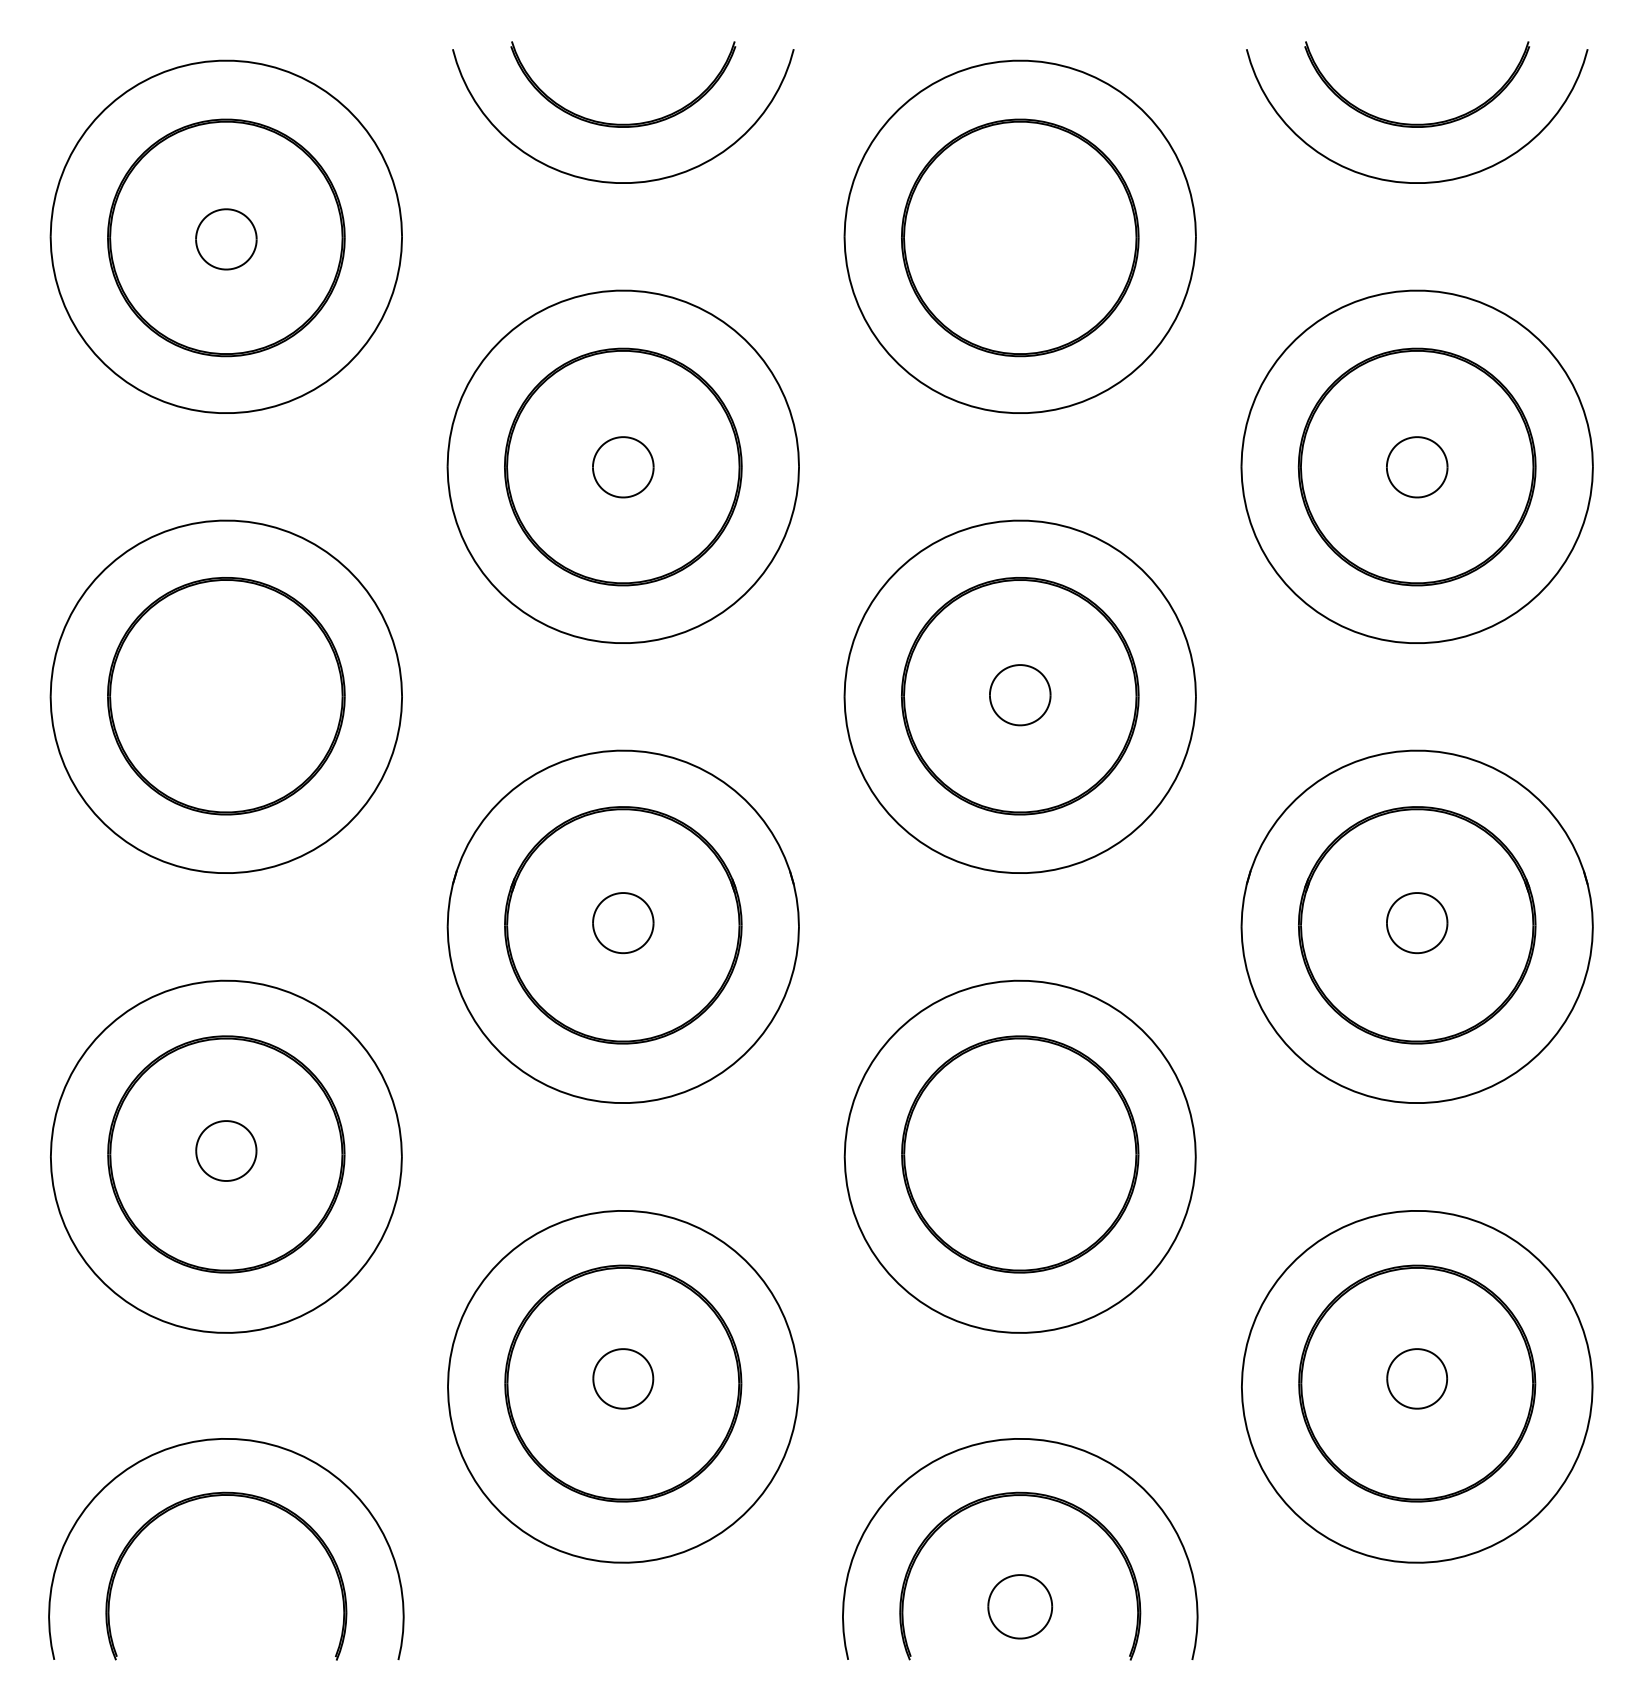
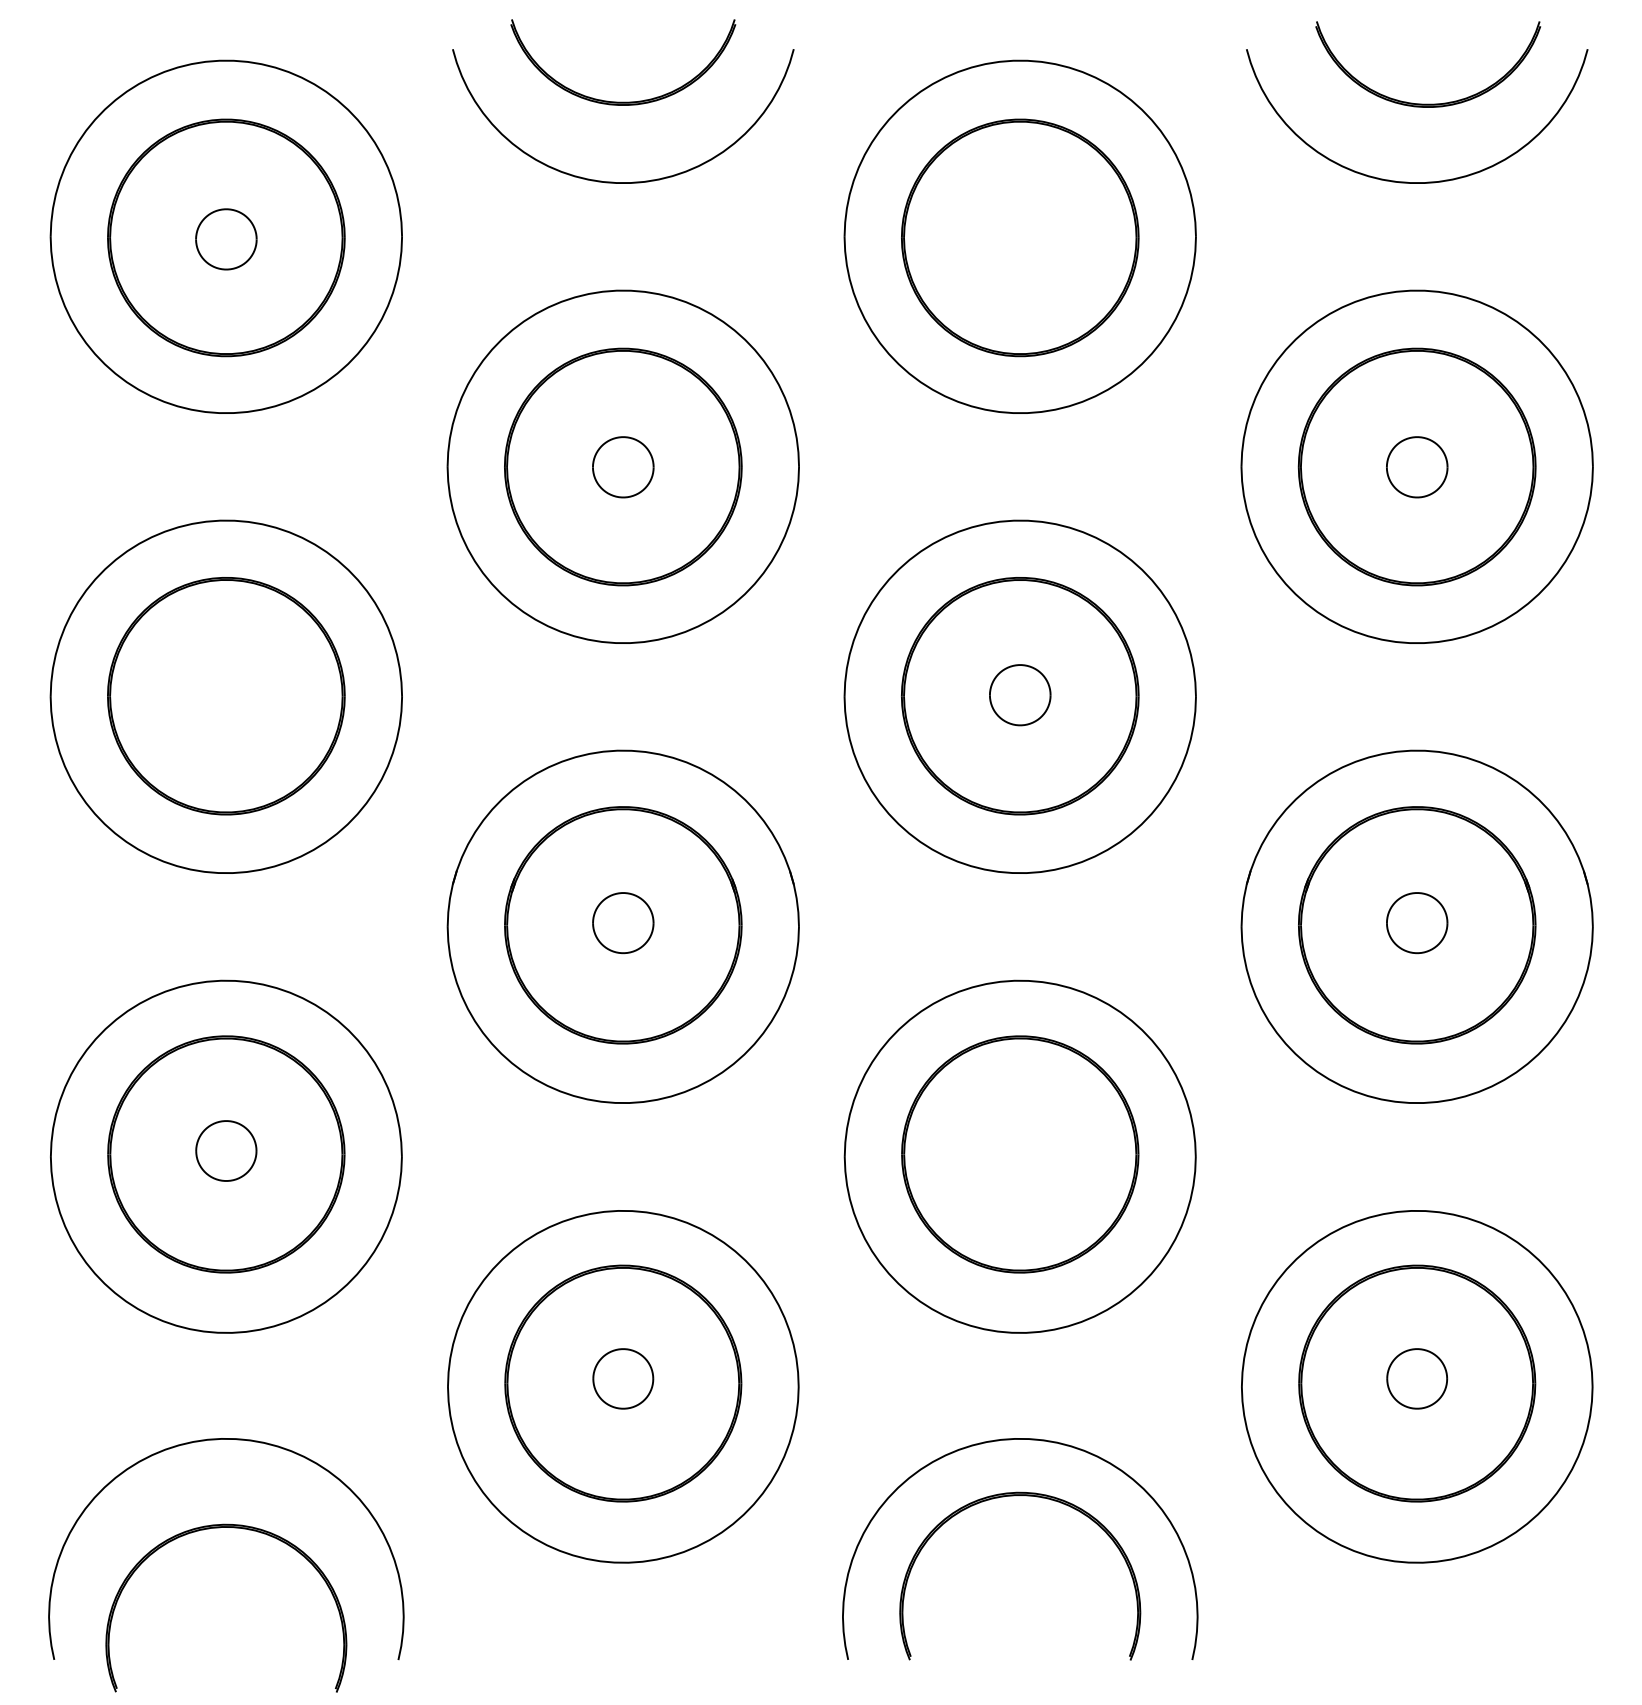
part position: (623, 123) -> (623, 101) (623, 101)
part position: (1417, 123) -> (1428, 103) (1428, 103)
part position: (219, 1496) -> (219, 1528) (219, 1528)
part: present -> none (1020, 1606)
